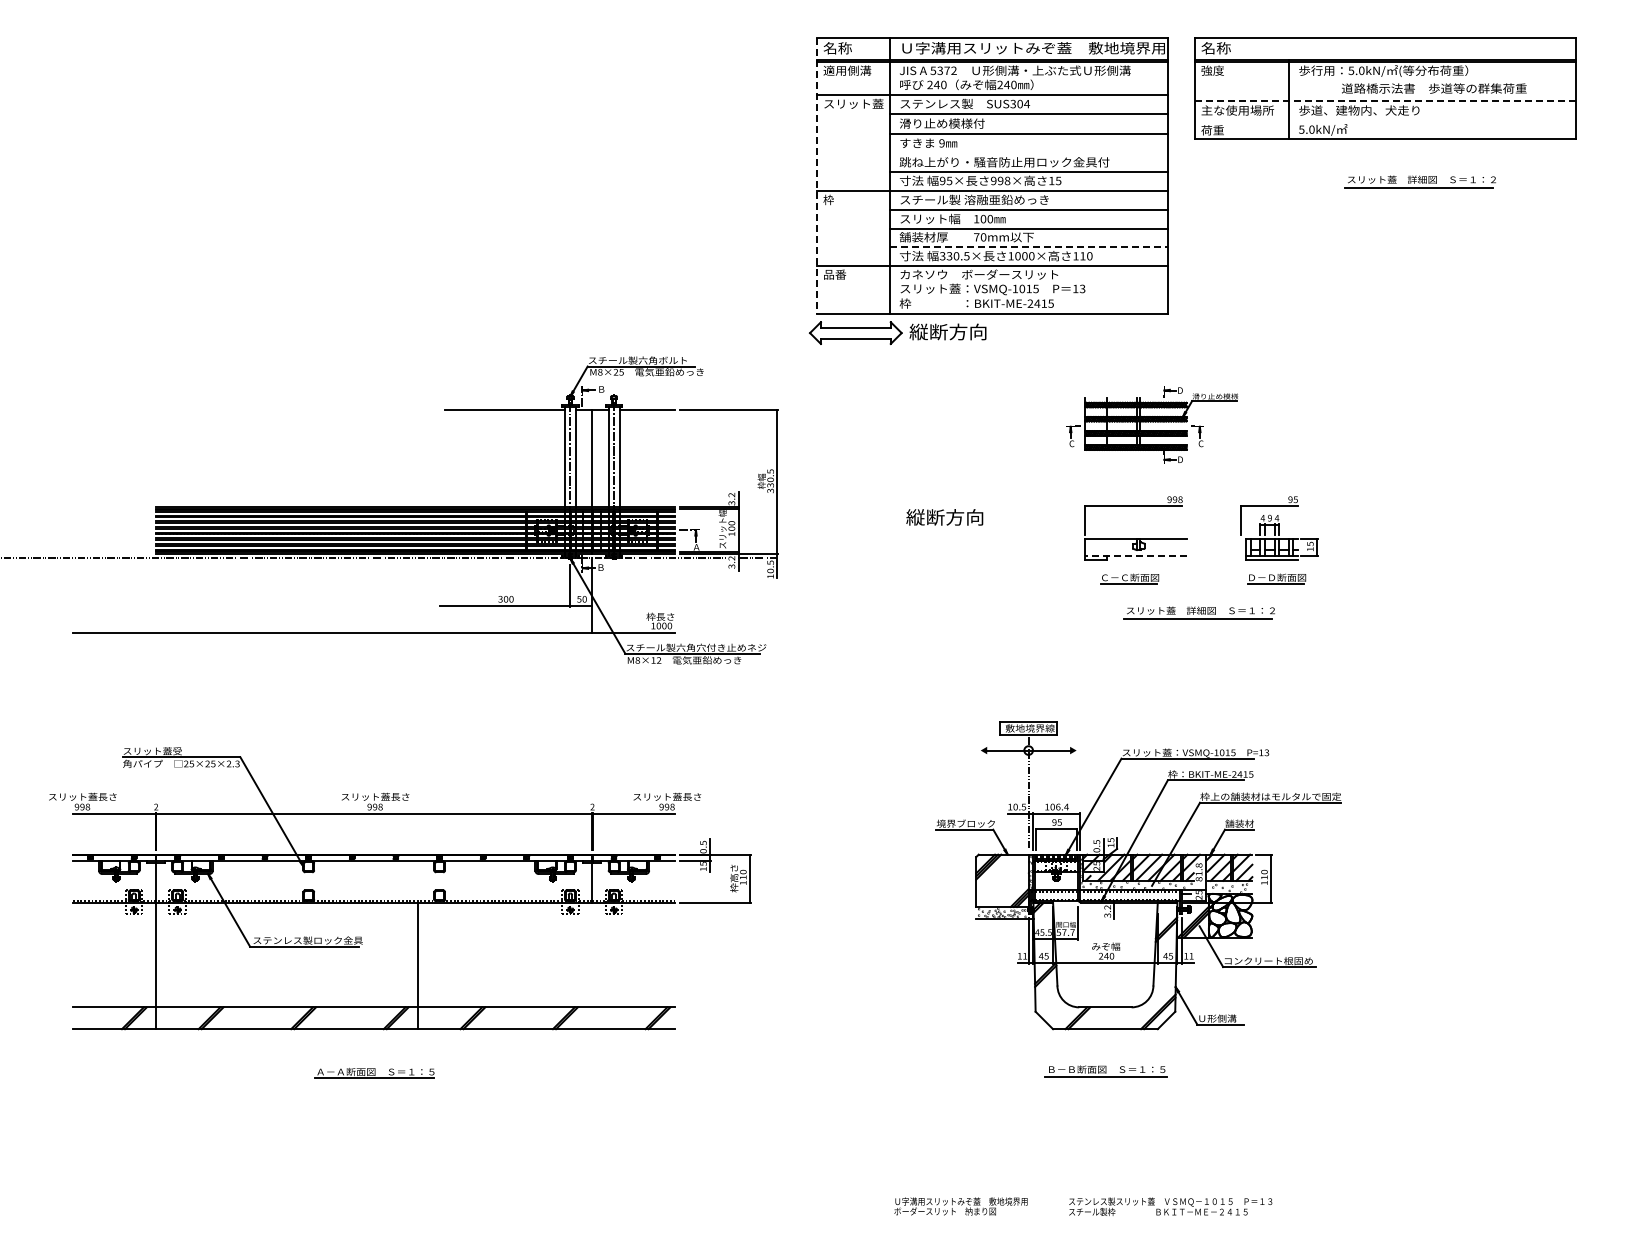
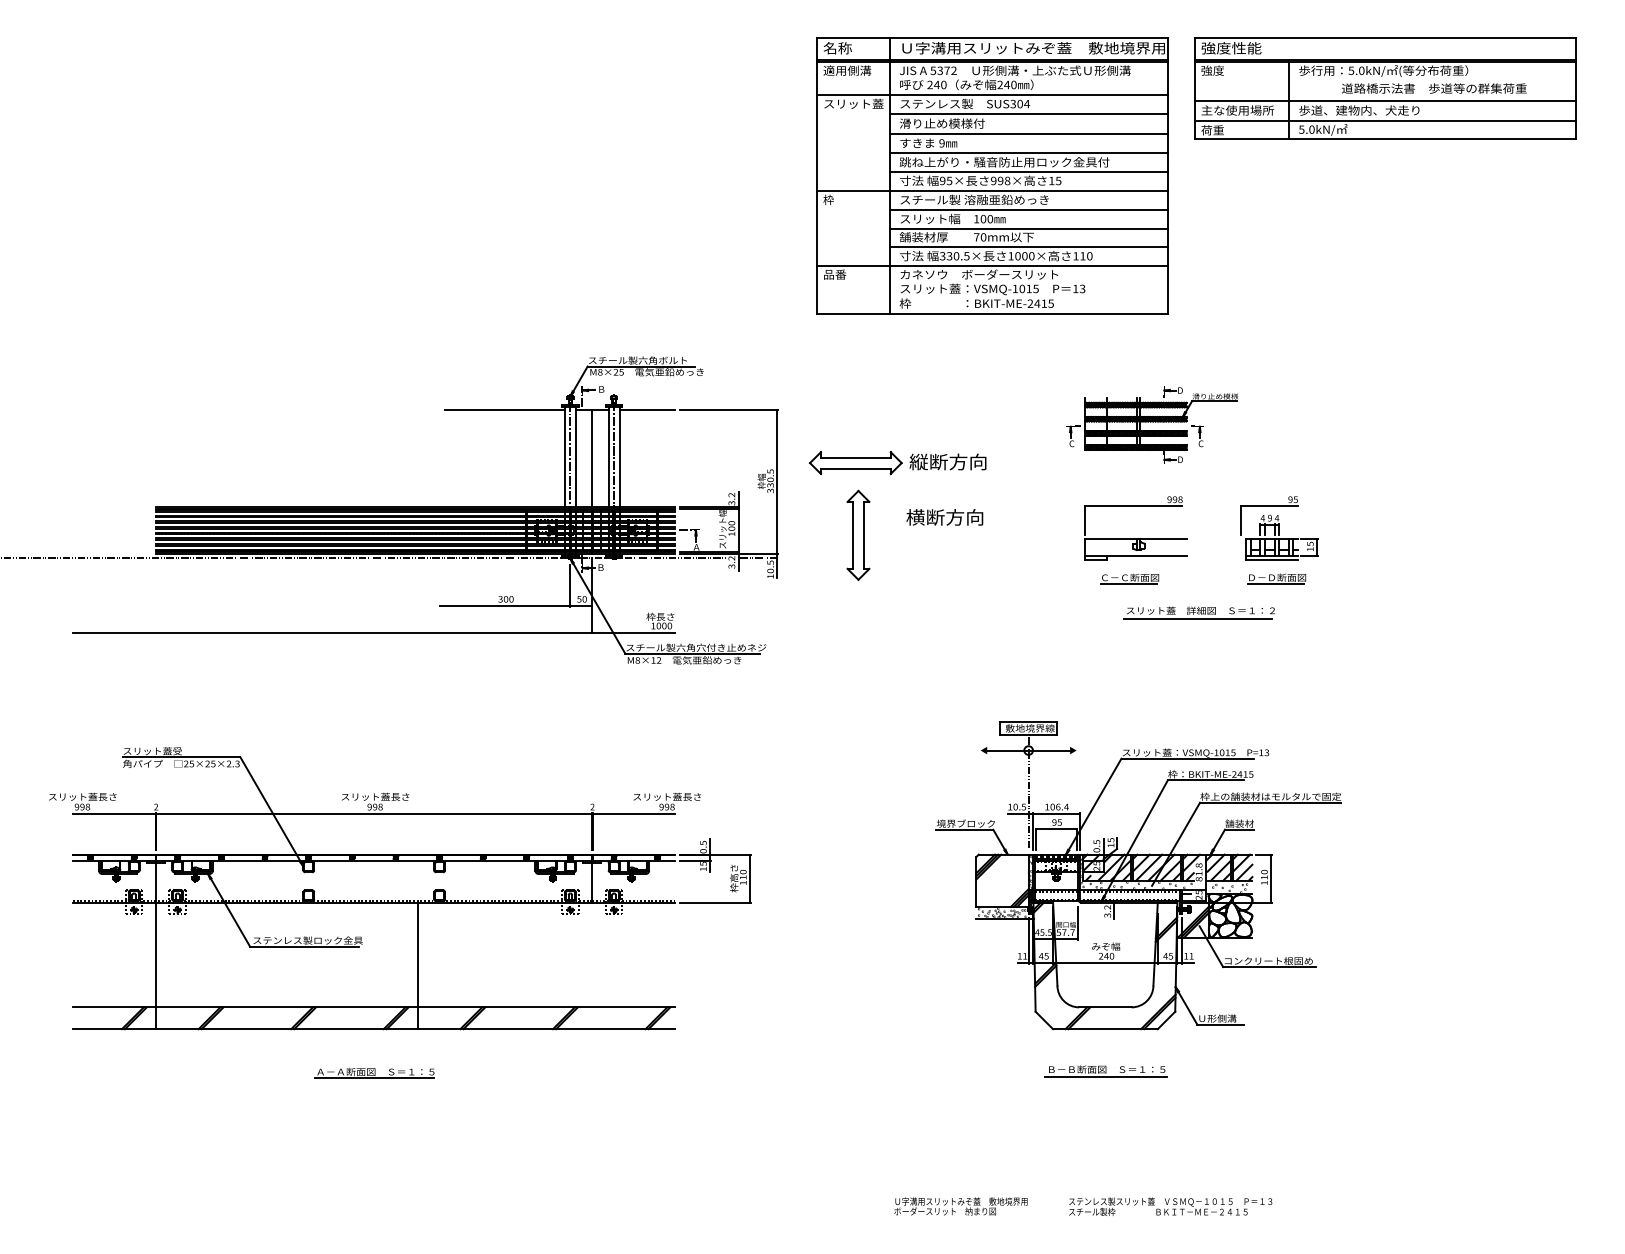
text: 名称 -> 強度性能 (1231, 48)
line: dashed -> solid (1385, 101)
line: none -> present (1385, 120)
line: none -> present (1029, 153)
line: dashed -> solid (817, 175)
part: present -> none (1419, 181)
line: dashed -> solid (1029, 247)
part position: (897, 332) -> (897, 462) (897, 462)
text: 縦断方向 -> 横断方向 (915, 517)
part: none -> present (858, 534)
line: dashed -> solid (1136, 555)
